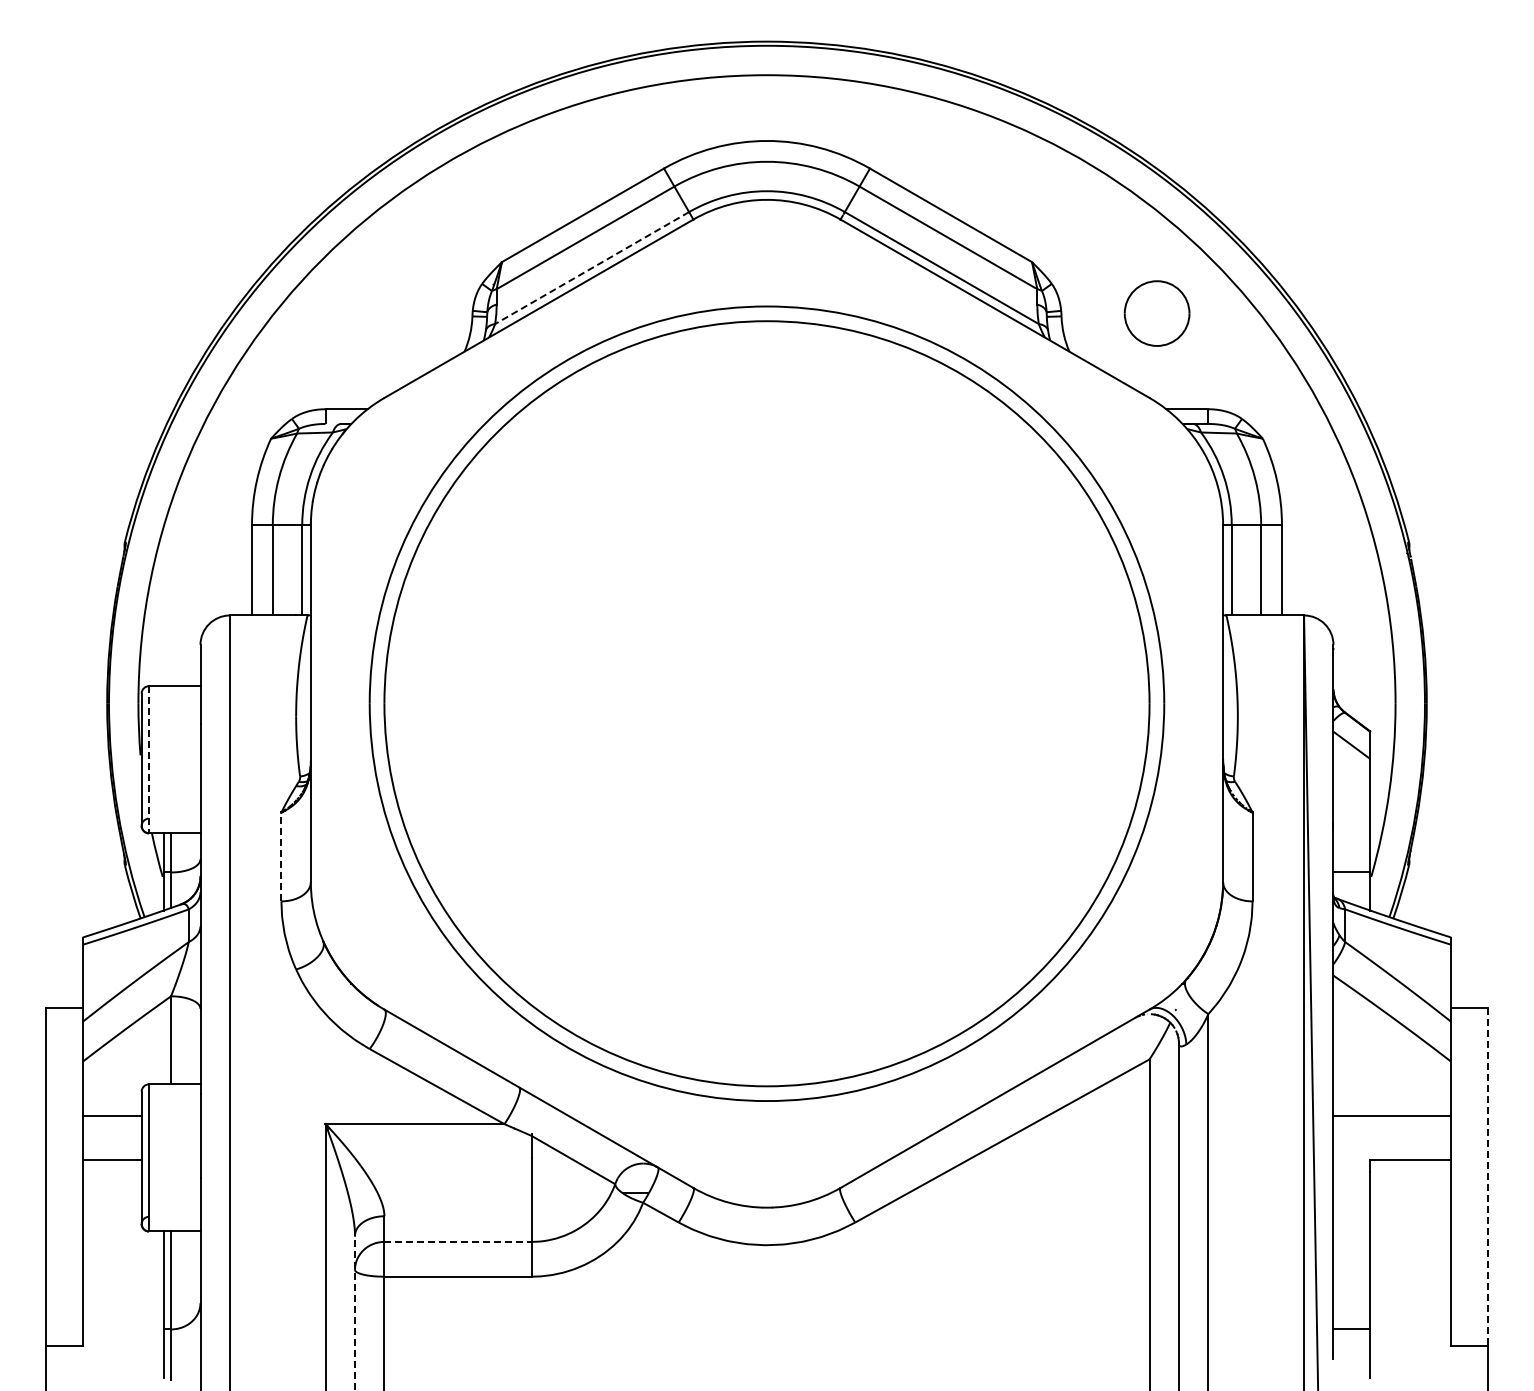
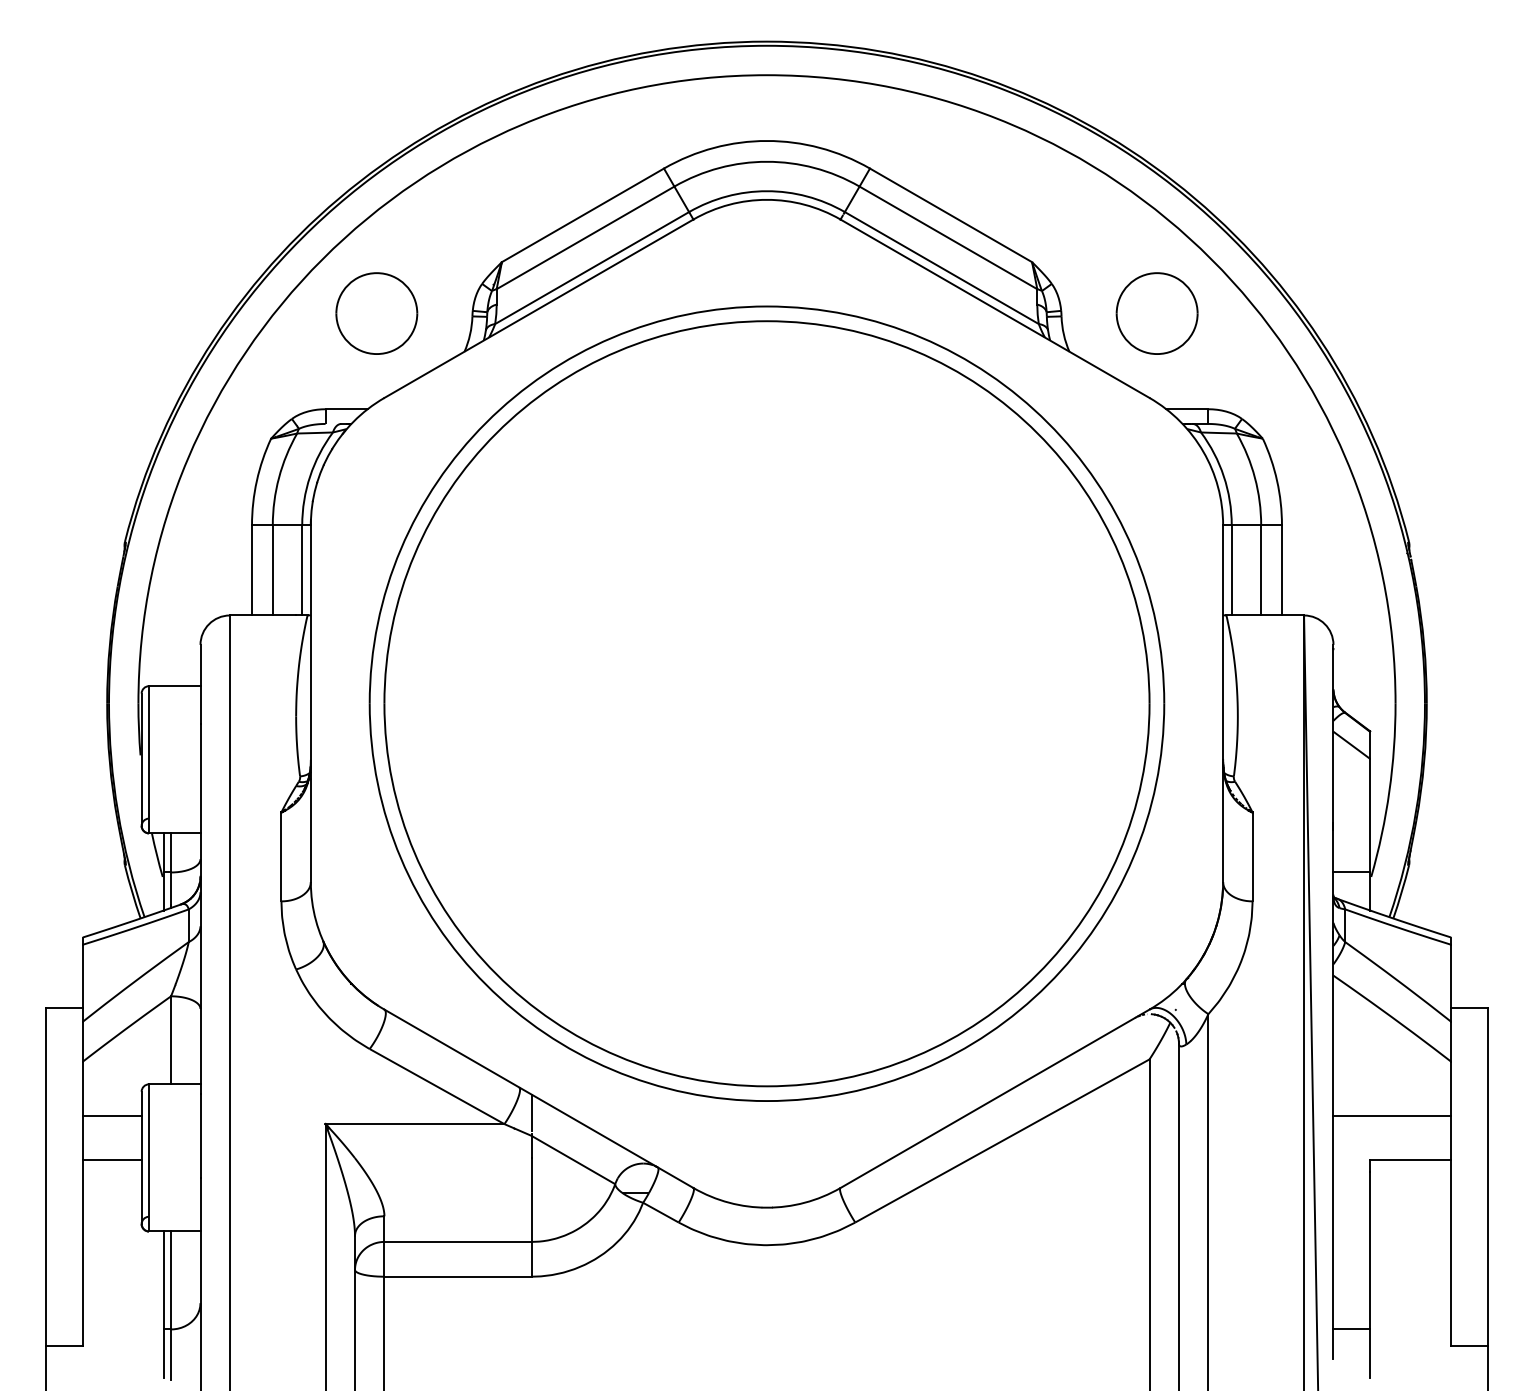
line: dashed -> solid (592, 268)
part: none -> present (376, 313)
part size: 68x67 px -> 84x83 px (1156, 313)
line: dashed -> solid (149, 759)
line: dashed -> solid (281, 856)
line: none -> present (531, 1112)
line: dashed -> solid (1487, 1177)
line: dashed -> solid (458, 1241)
line: dashed -> solid (355, 1312)
